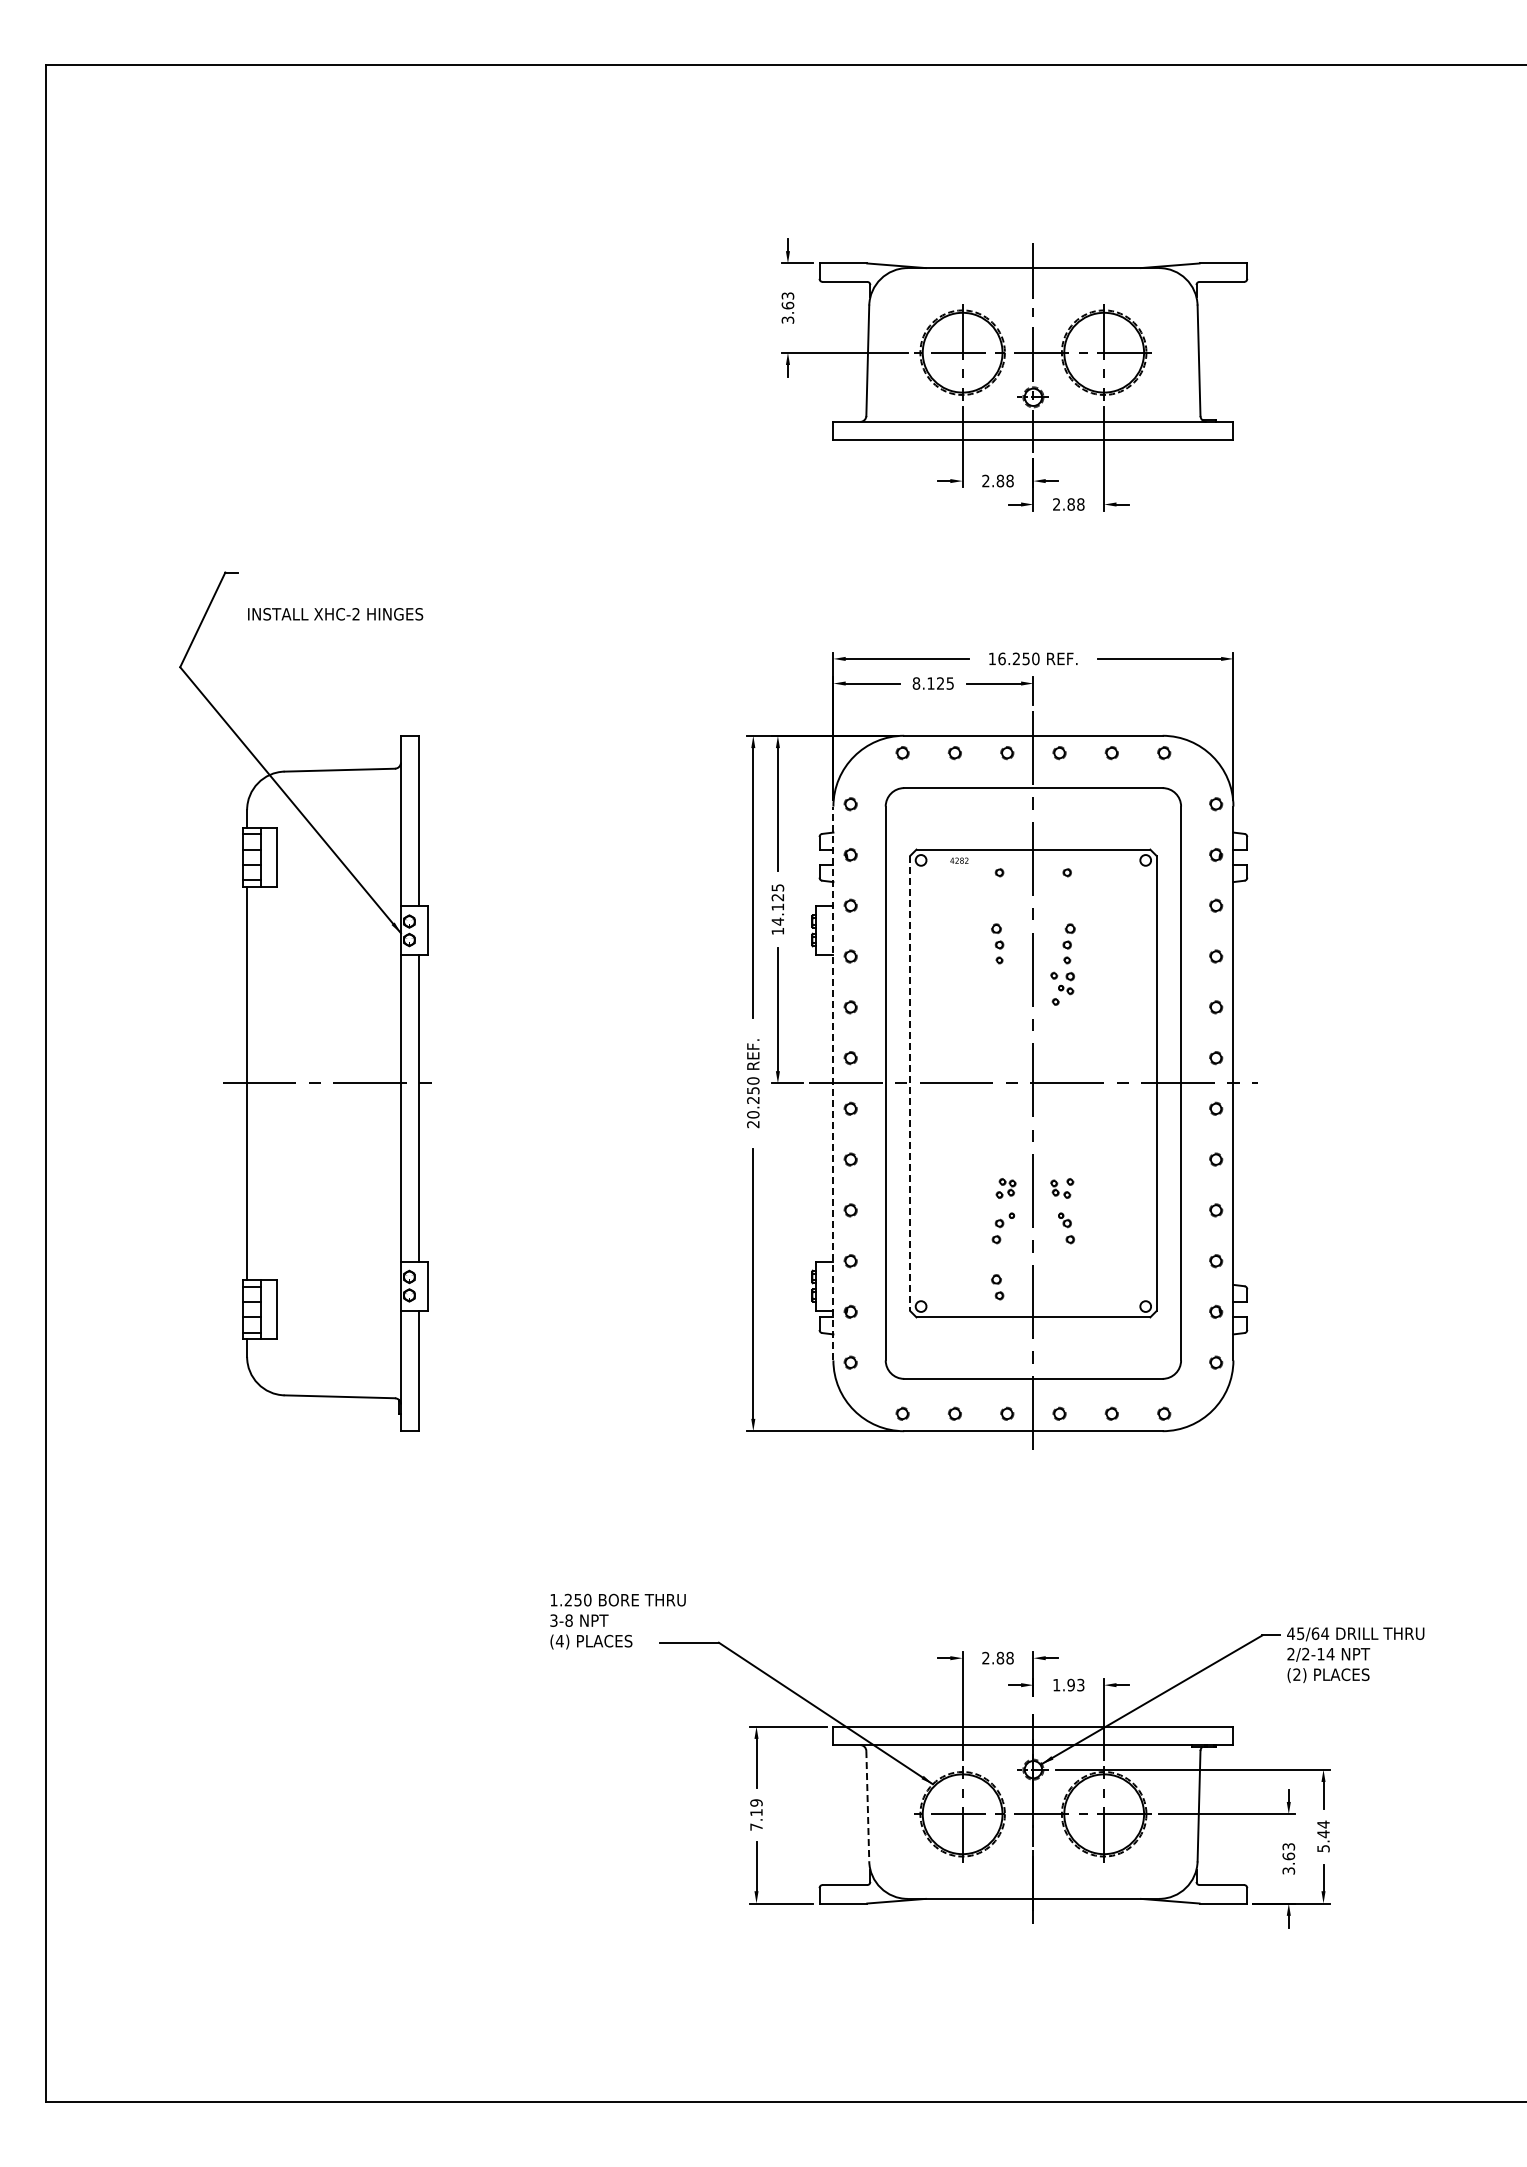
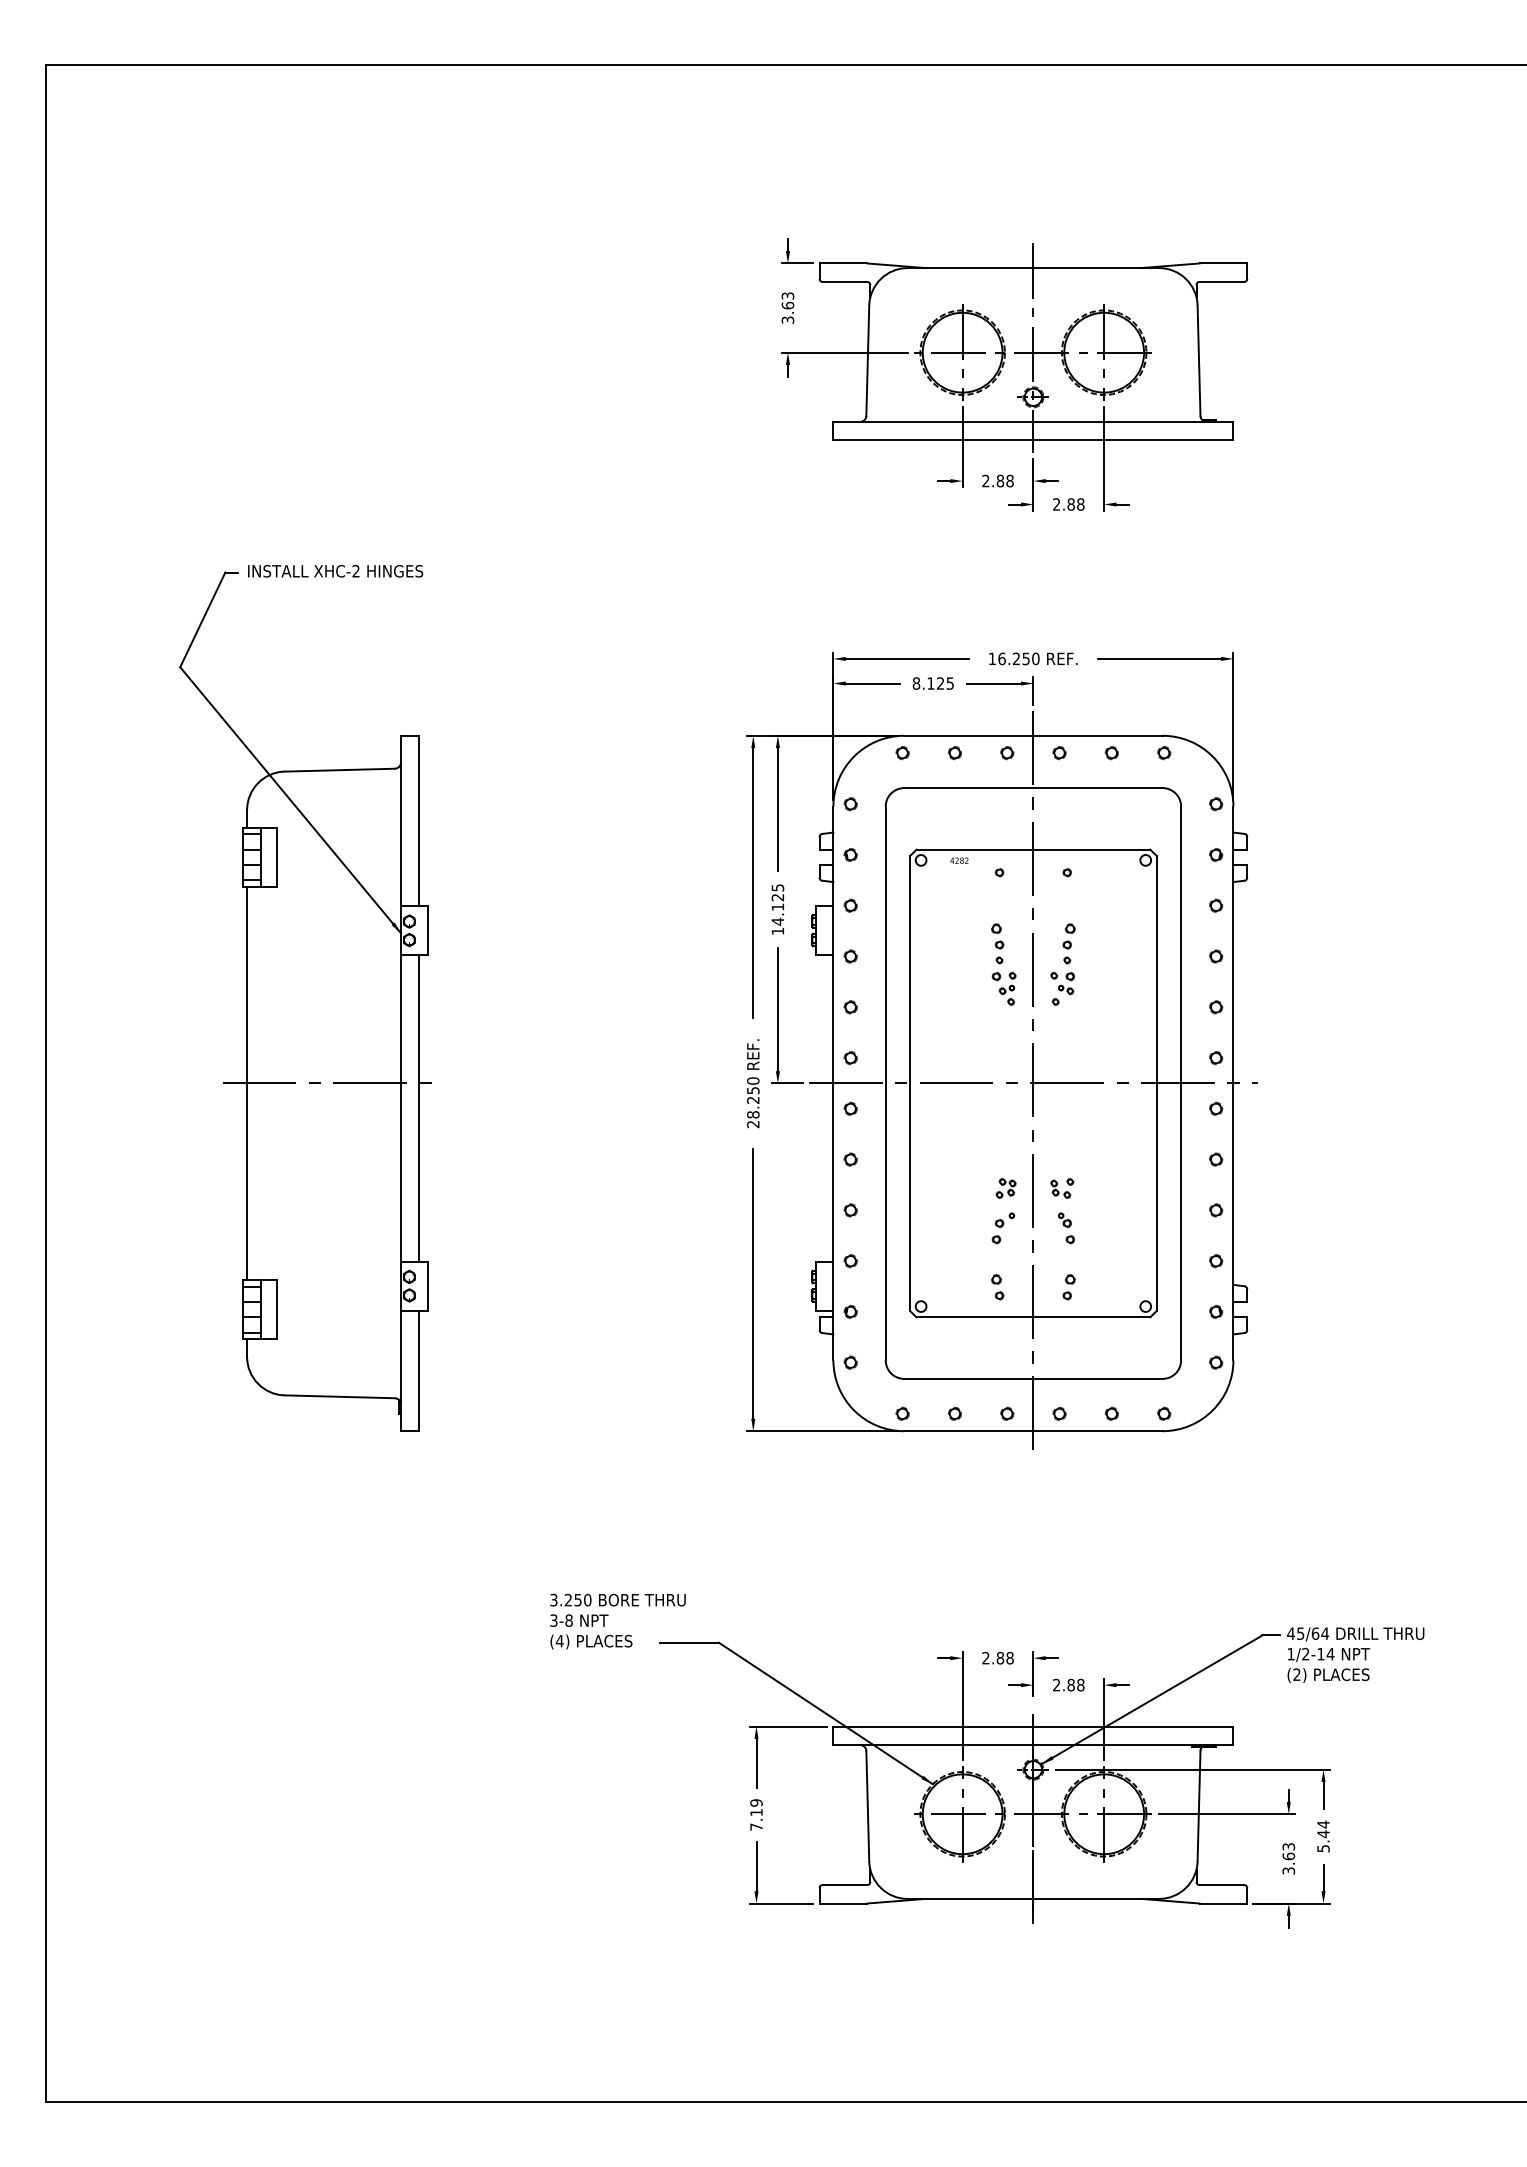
text position: (335, 614) -> (335, 571) (335, 571)
part: none -> present (1003, 988)
line: dashed -> solid (833, 1083)
line: dashed -> solid (910, 1083)
text: 20.250 -> 28.250 (753, 1114)
part: none -> present (1068, 1287)
text: 1.250 -> 3.250 (553, 1599)
text: 2/2-14 -> 1/2-14 (1290, 1653)
text: 1.93 -> 2.88 (1068, 1684)
line: dashed -> solid (867, 1806)
